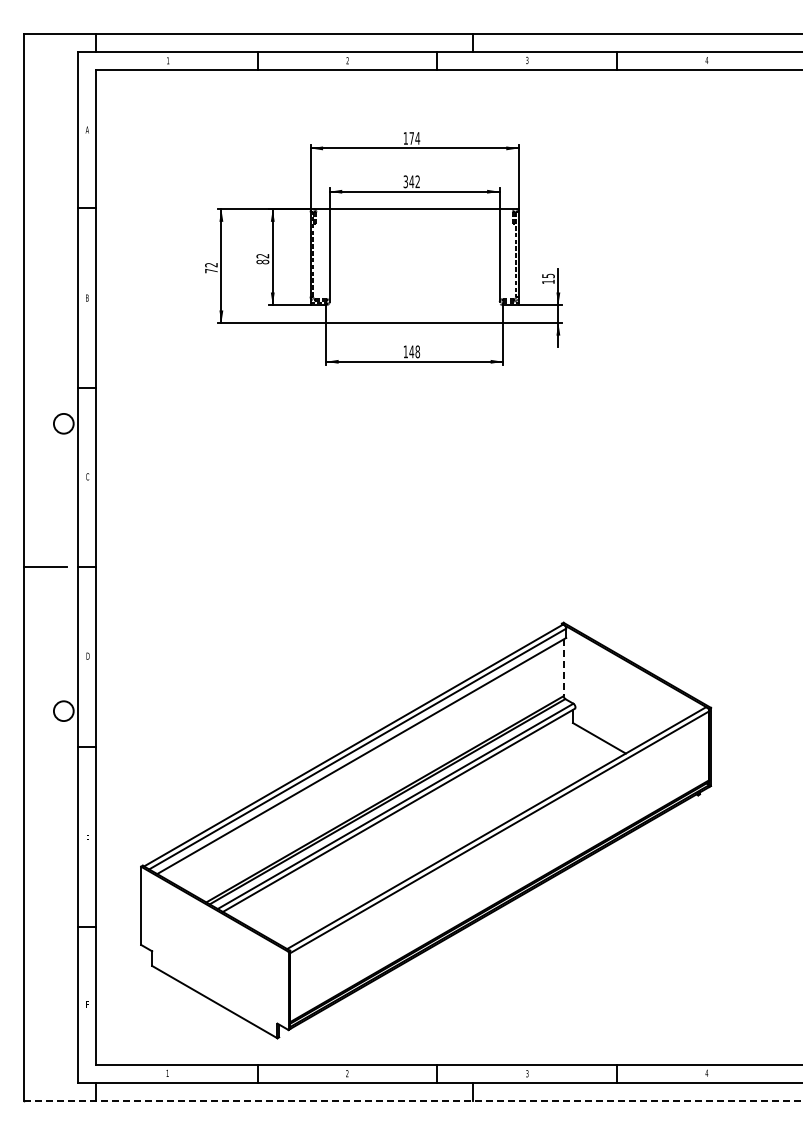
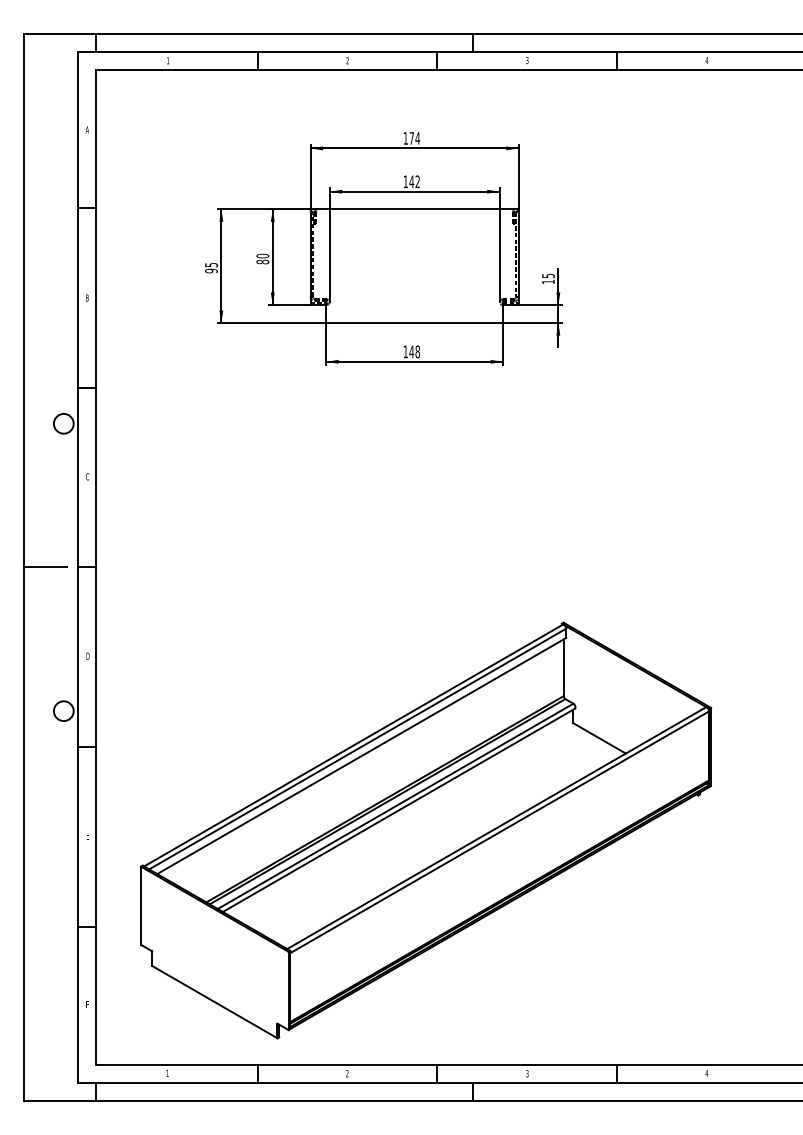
text: 342 -> 142 (405, 181)
text: 82 -> 80 (262, 255)
text: 72 -> 95 (211, 268)
line: dashed -> solid (563, 668)
line: dashed -> solid (413, 1100)
